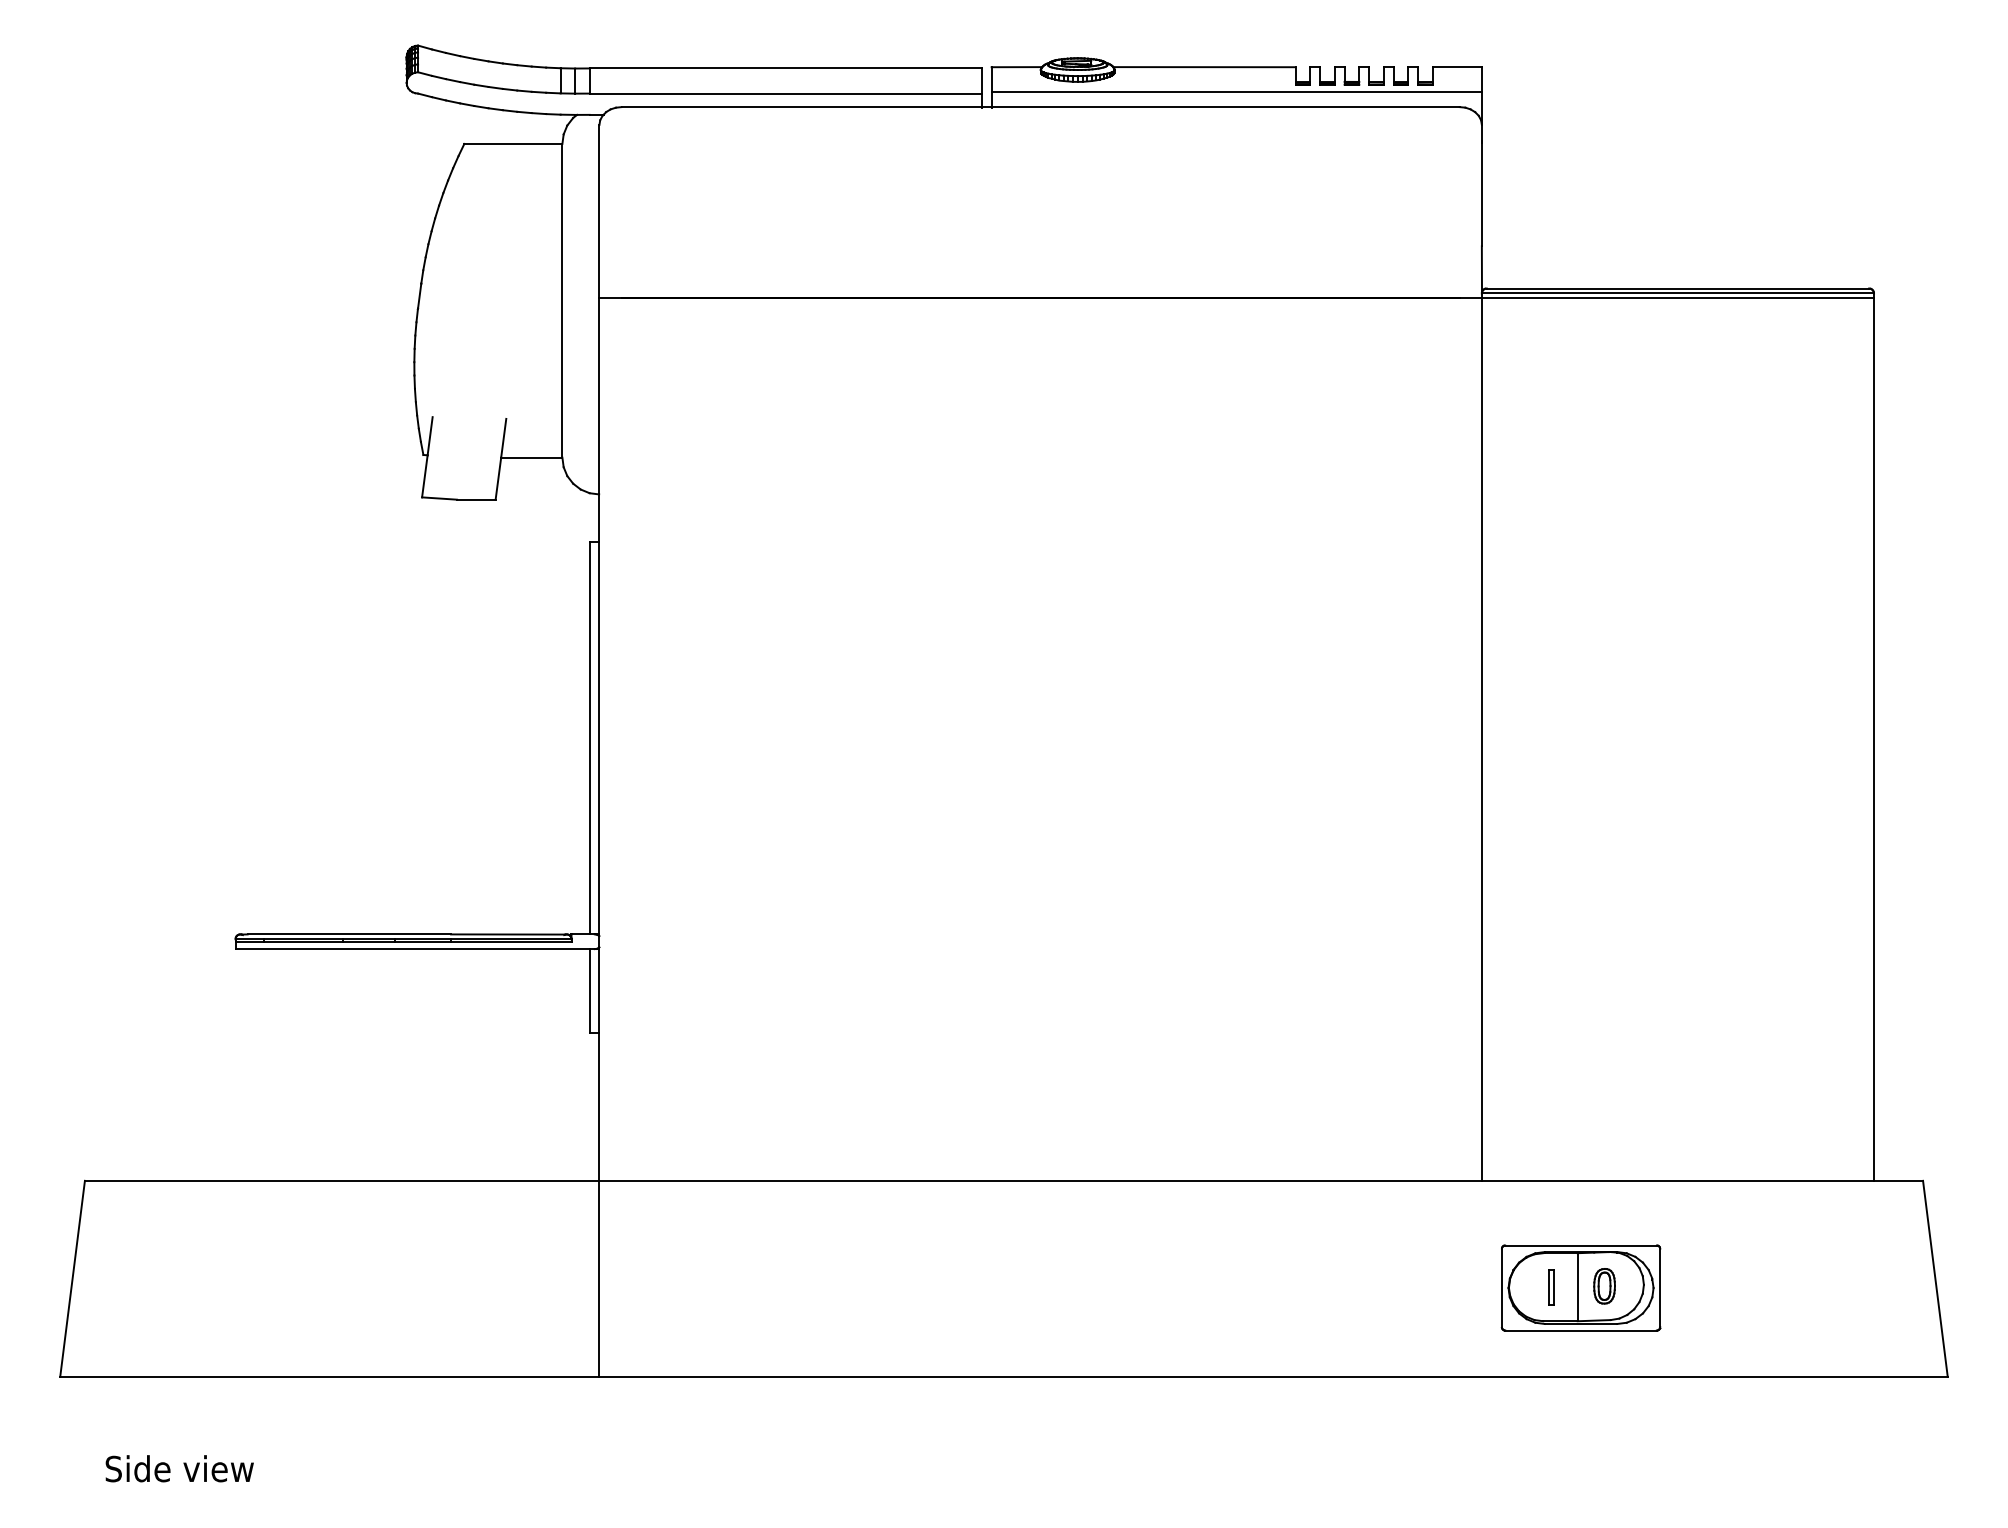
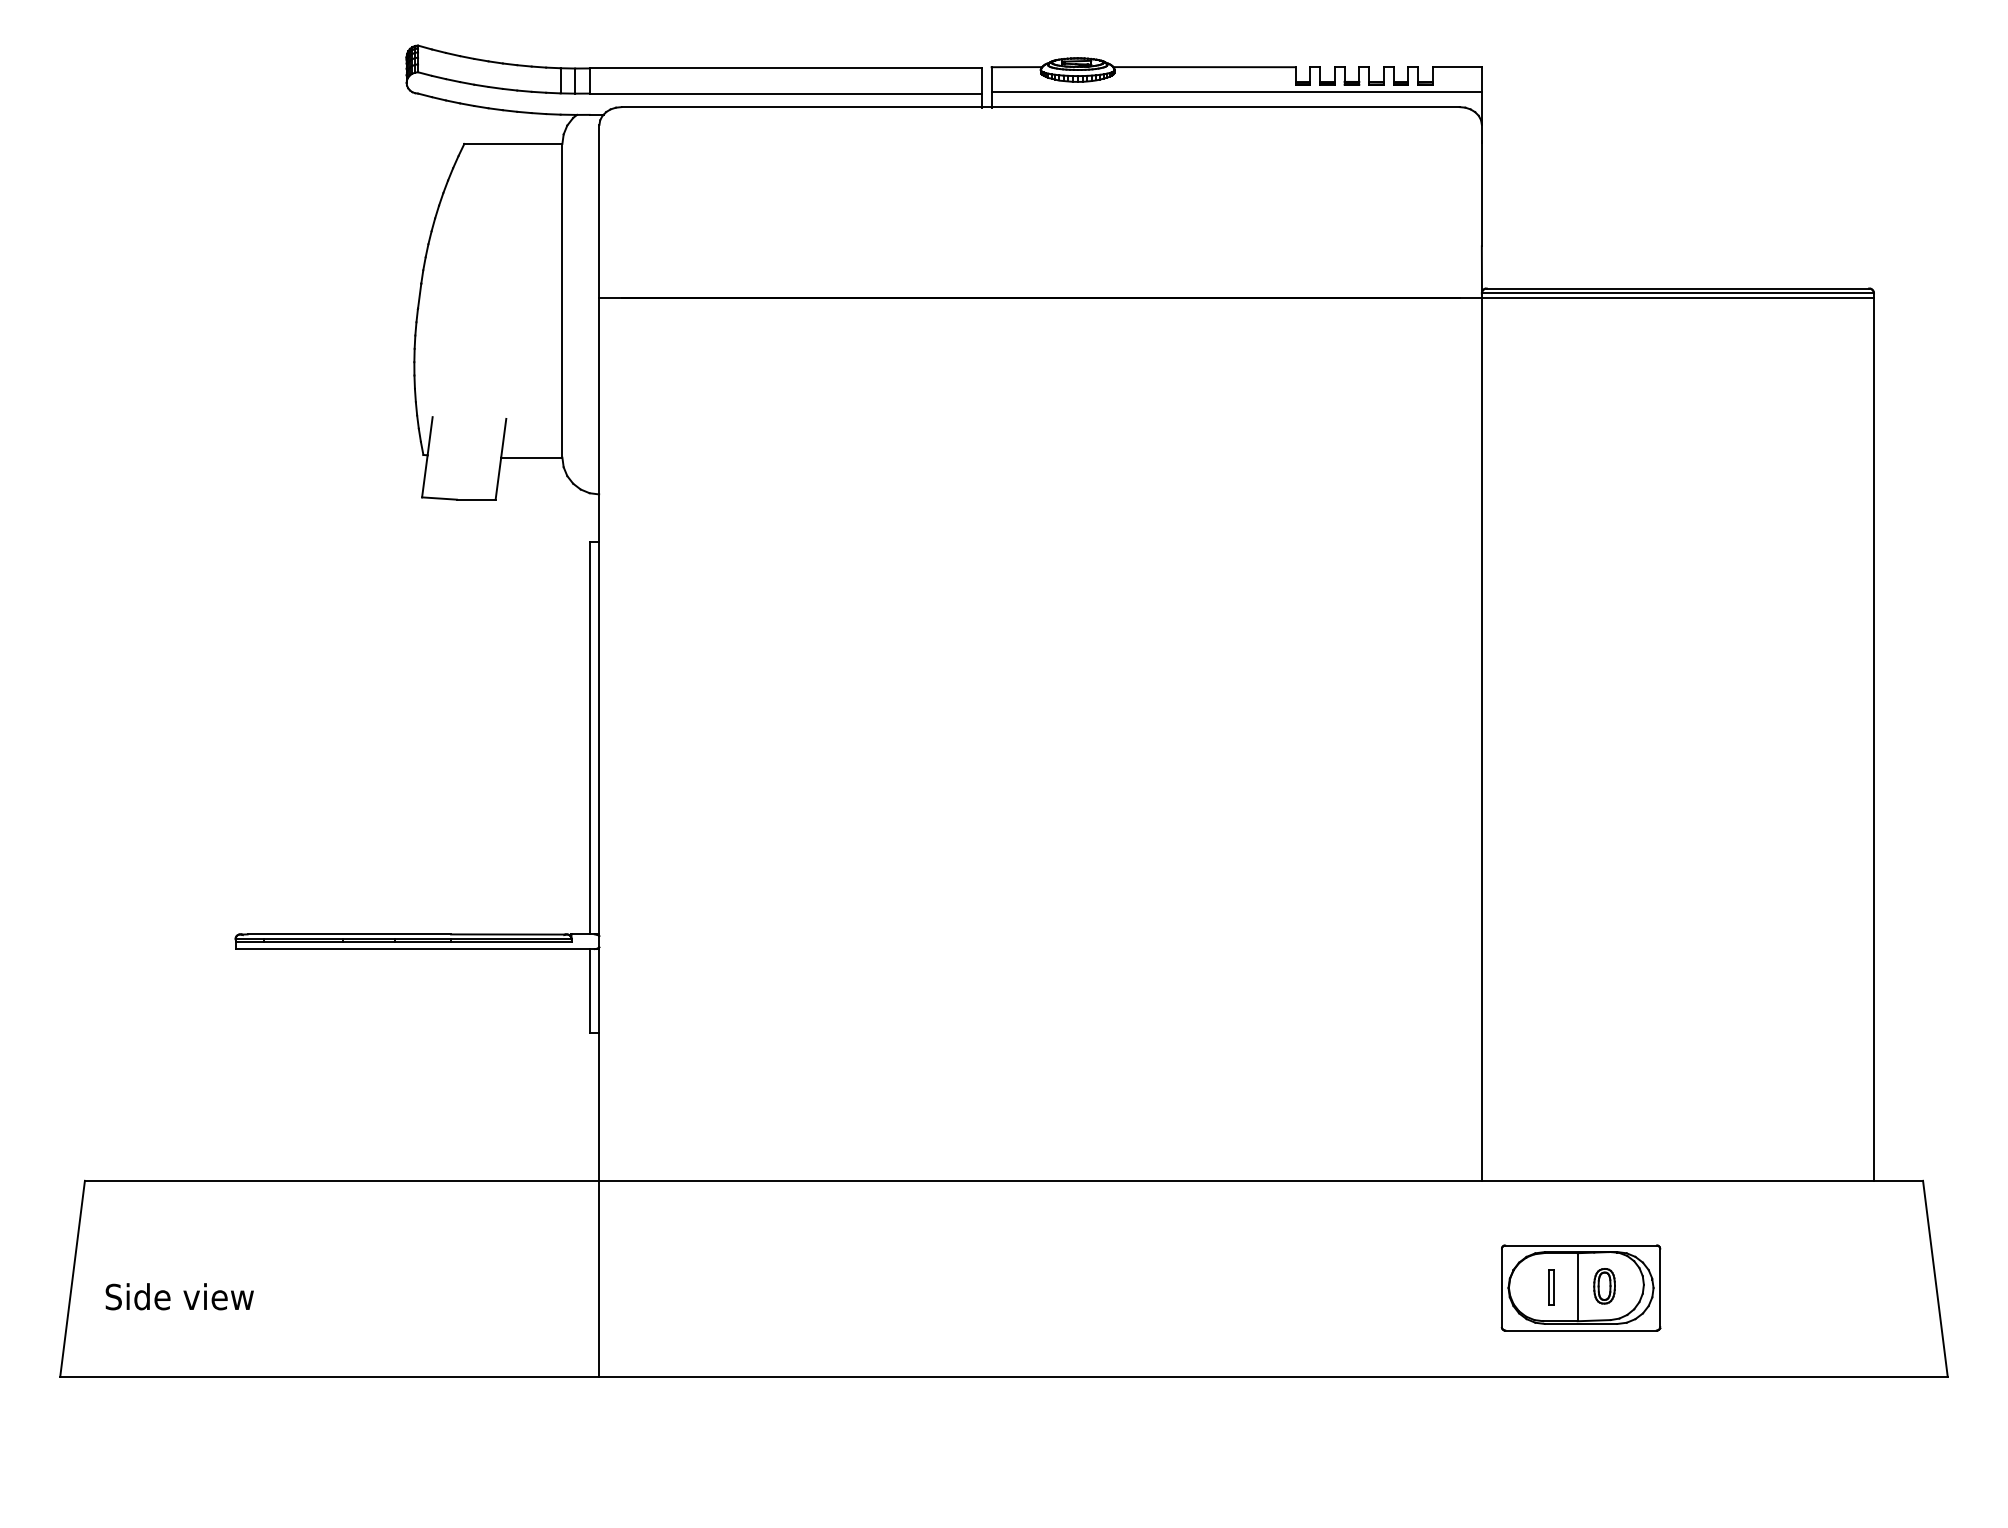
text position: (179, 1468) -> (179, 1296) (179, 1296)
